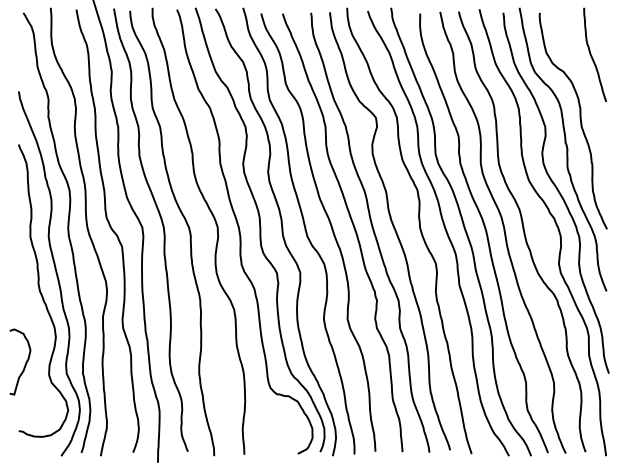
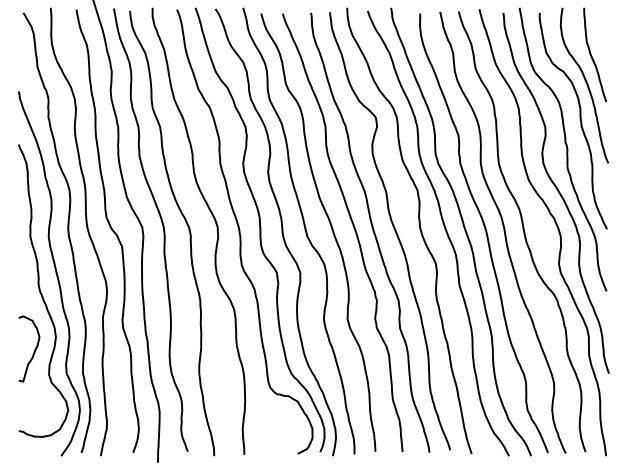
curve: none -> present (586, 85)
curve position: (24, 364) -> (33, 351) (33, 351)
